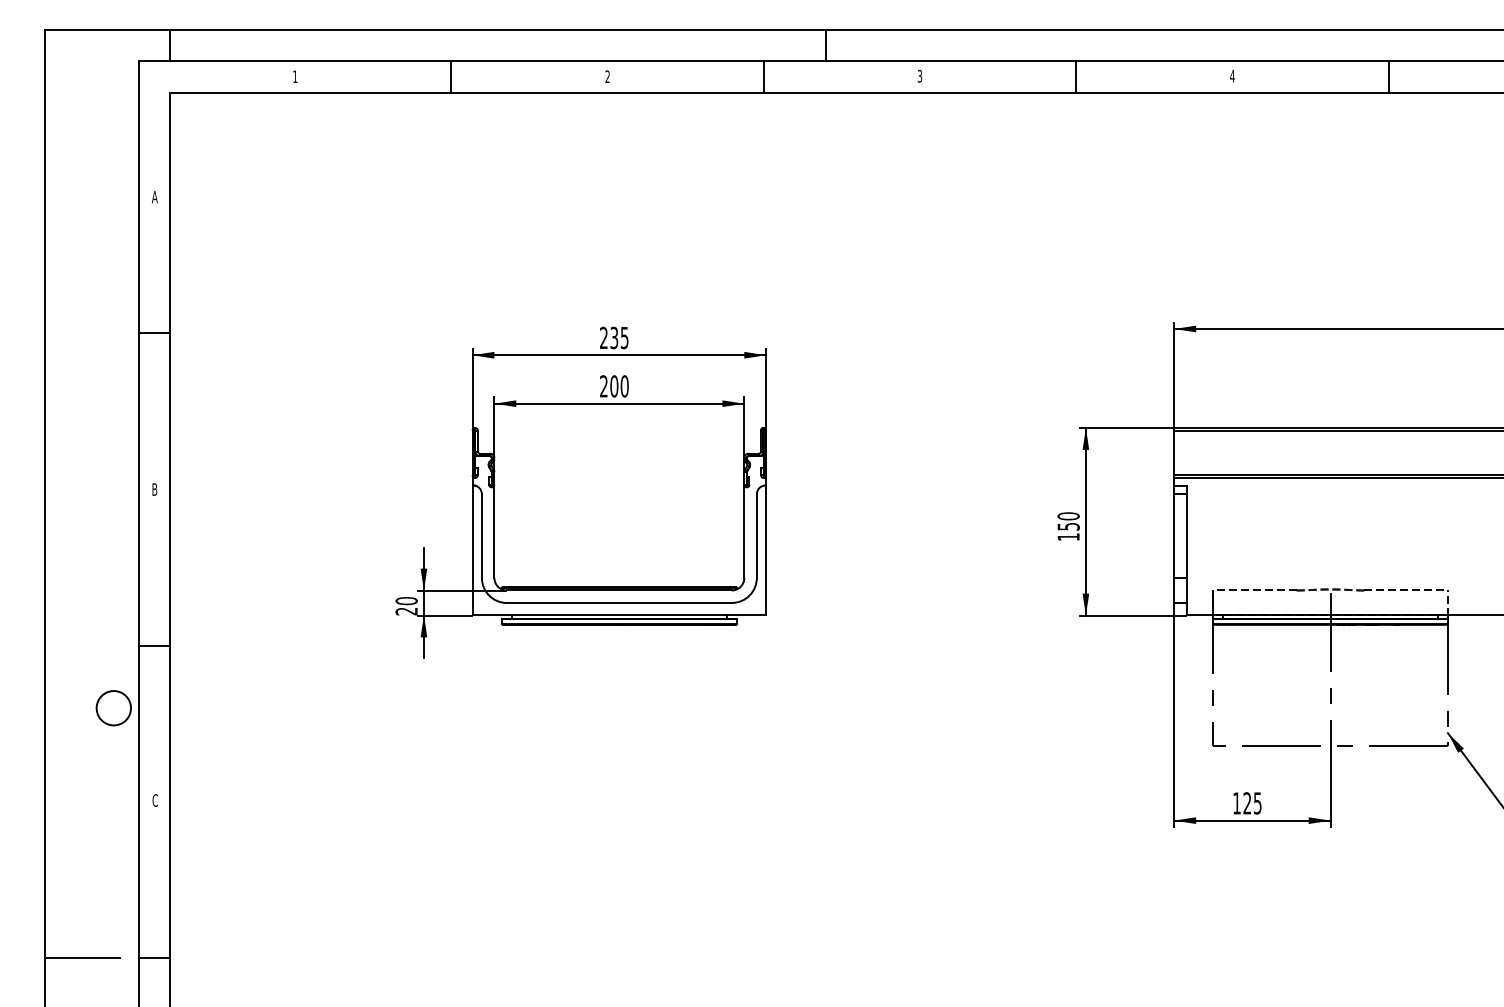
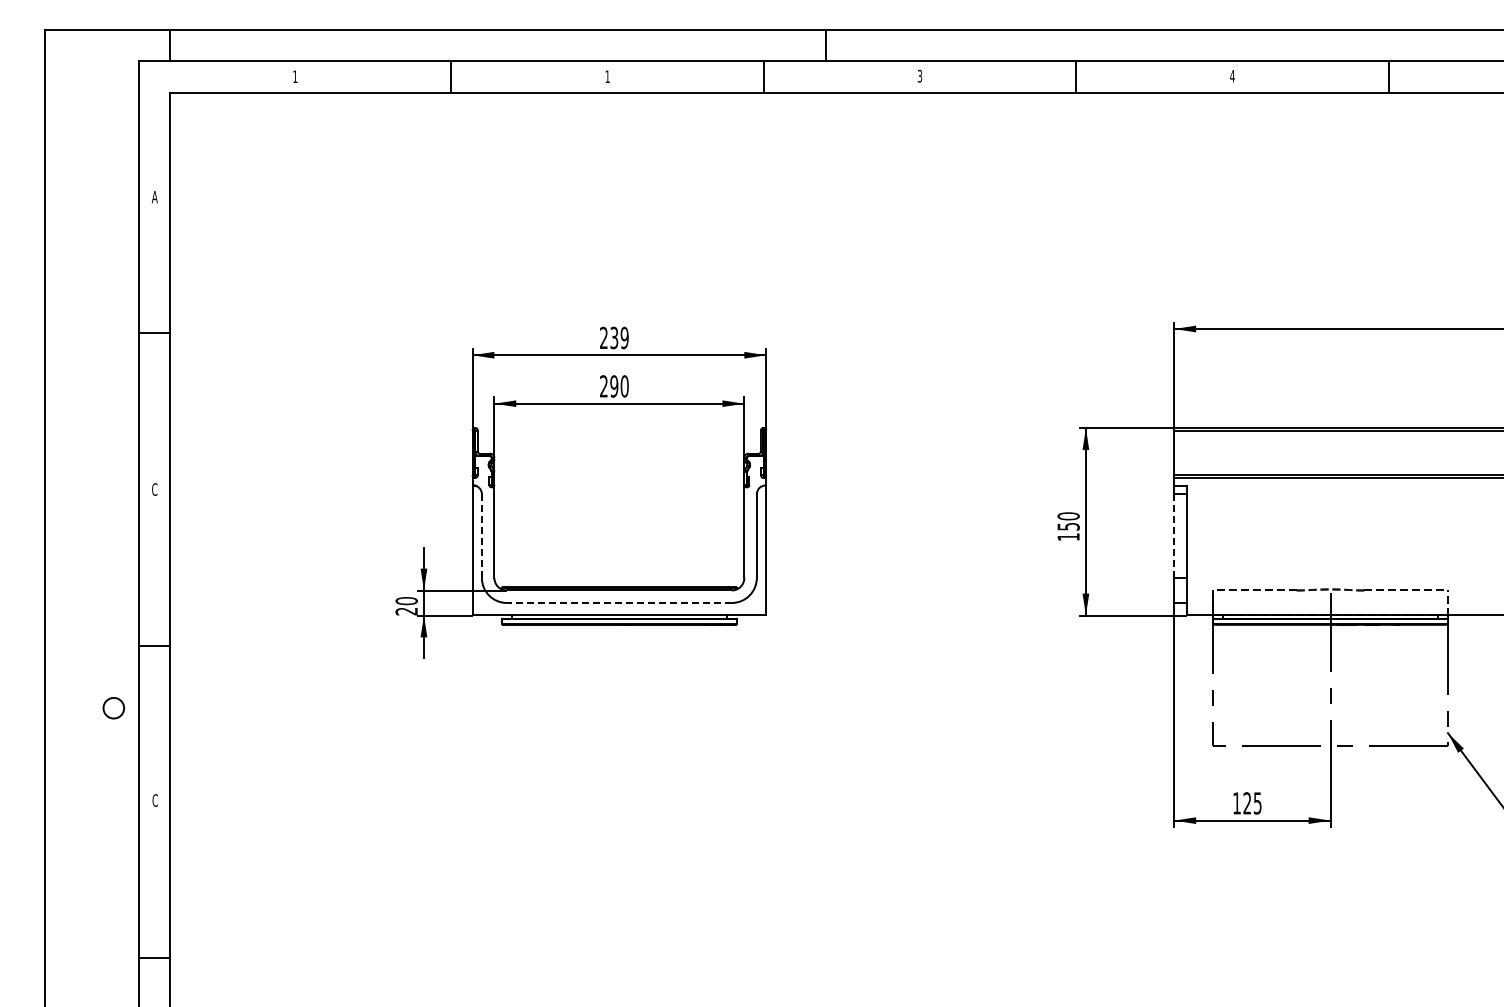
text: 2 -> 1 (607, 76)
text: 235 -> 239 (624, 337)
text: 200 -> 290 (614, 386)
text: B -> C (154, 489)
line: solid -> dashed (481, 536)
line: solid -> dashed (1174, 536)
line: solid -> dashed (618, 602)
circle diameter: 34 px -> 21 px (113, 707)
line: present -> none (82, 958)
